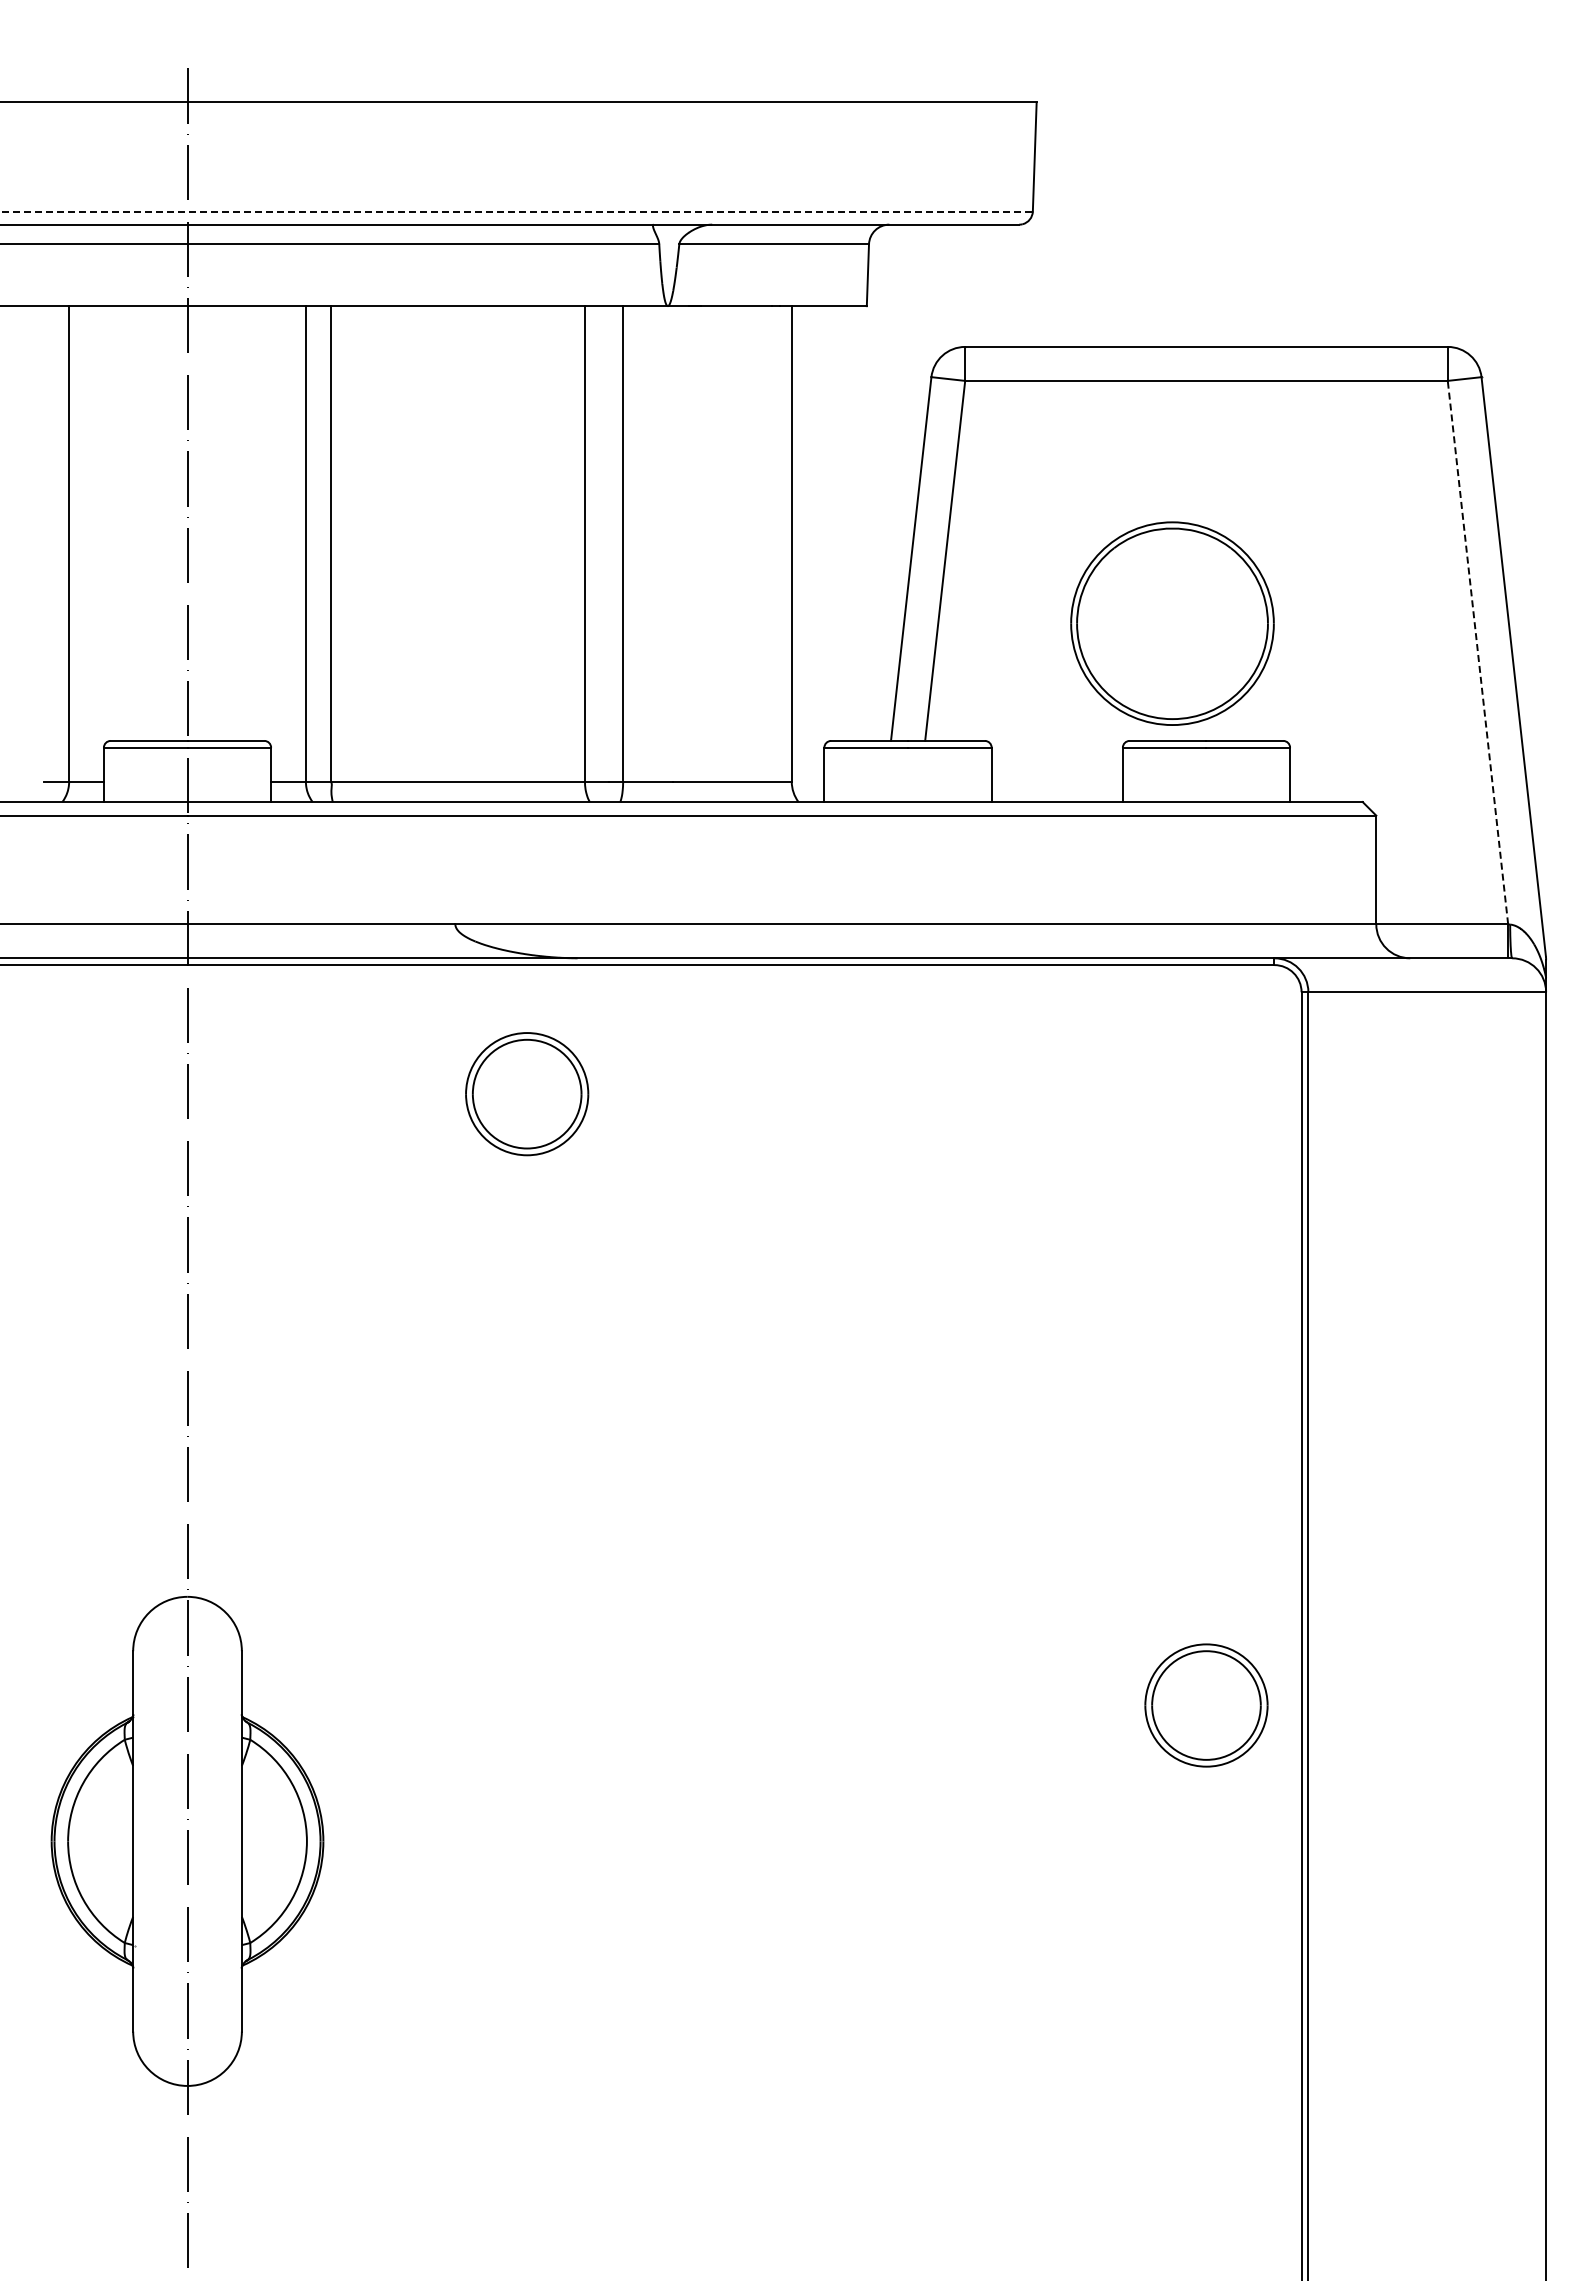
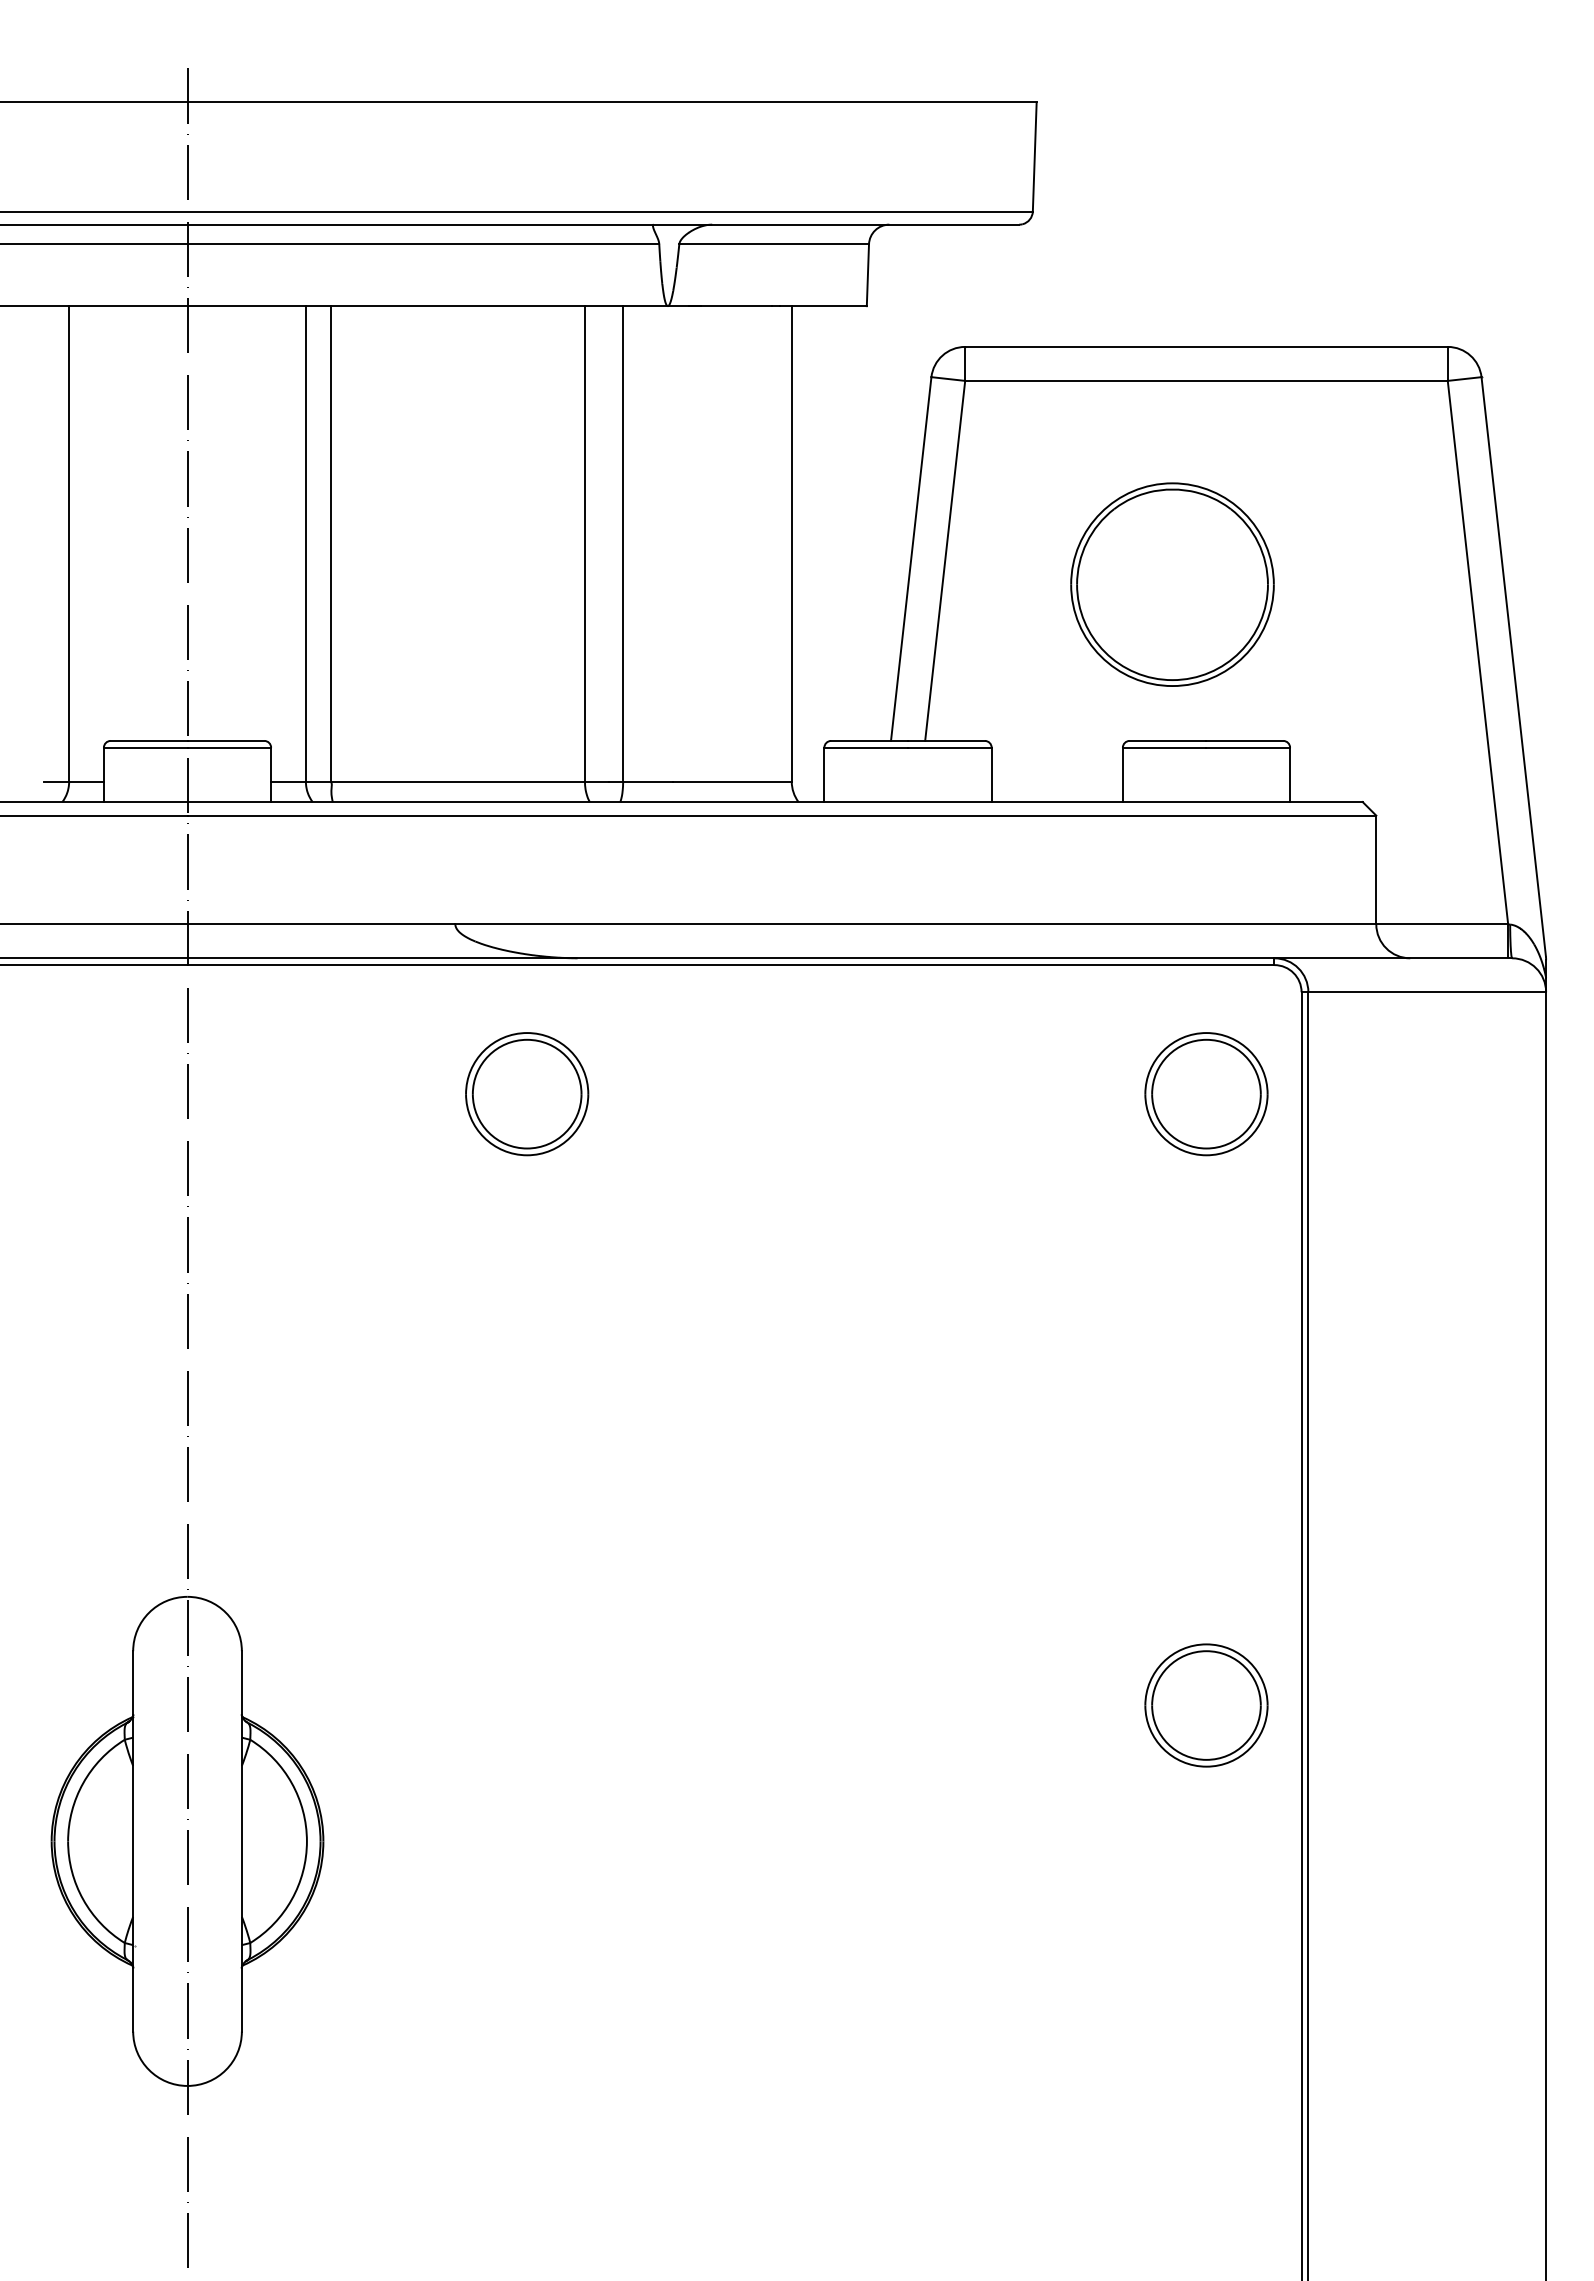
line: dashed -> solid (516, 211)
part position: (1172, 623) -> (1172, 584) (1172, 584)
line: dashed -> solid (1477, 652)
part: none -> present (1206, 1094)
